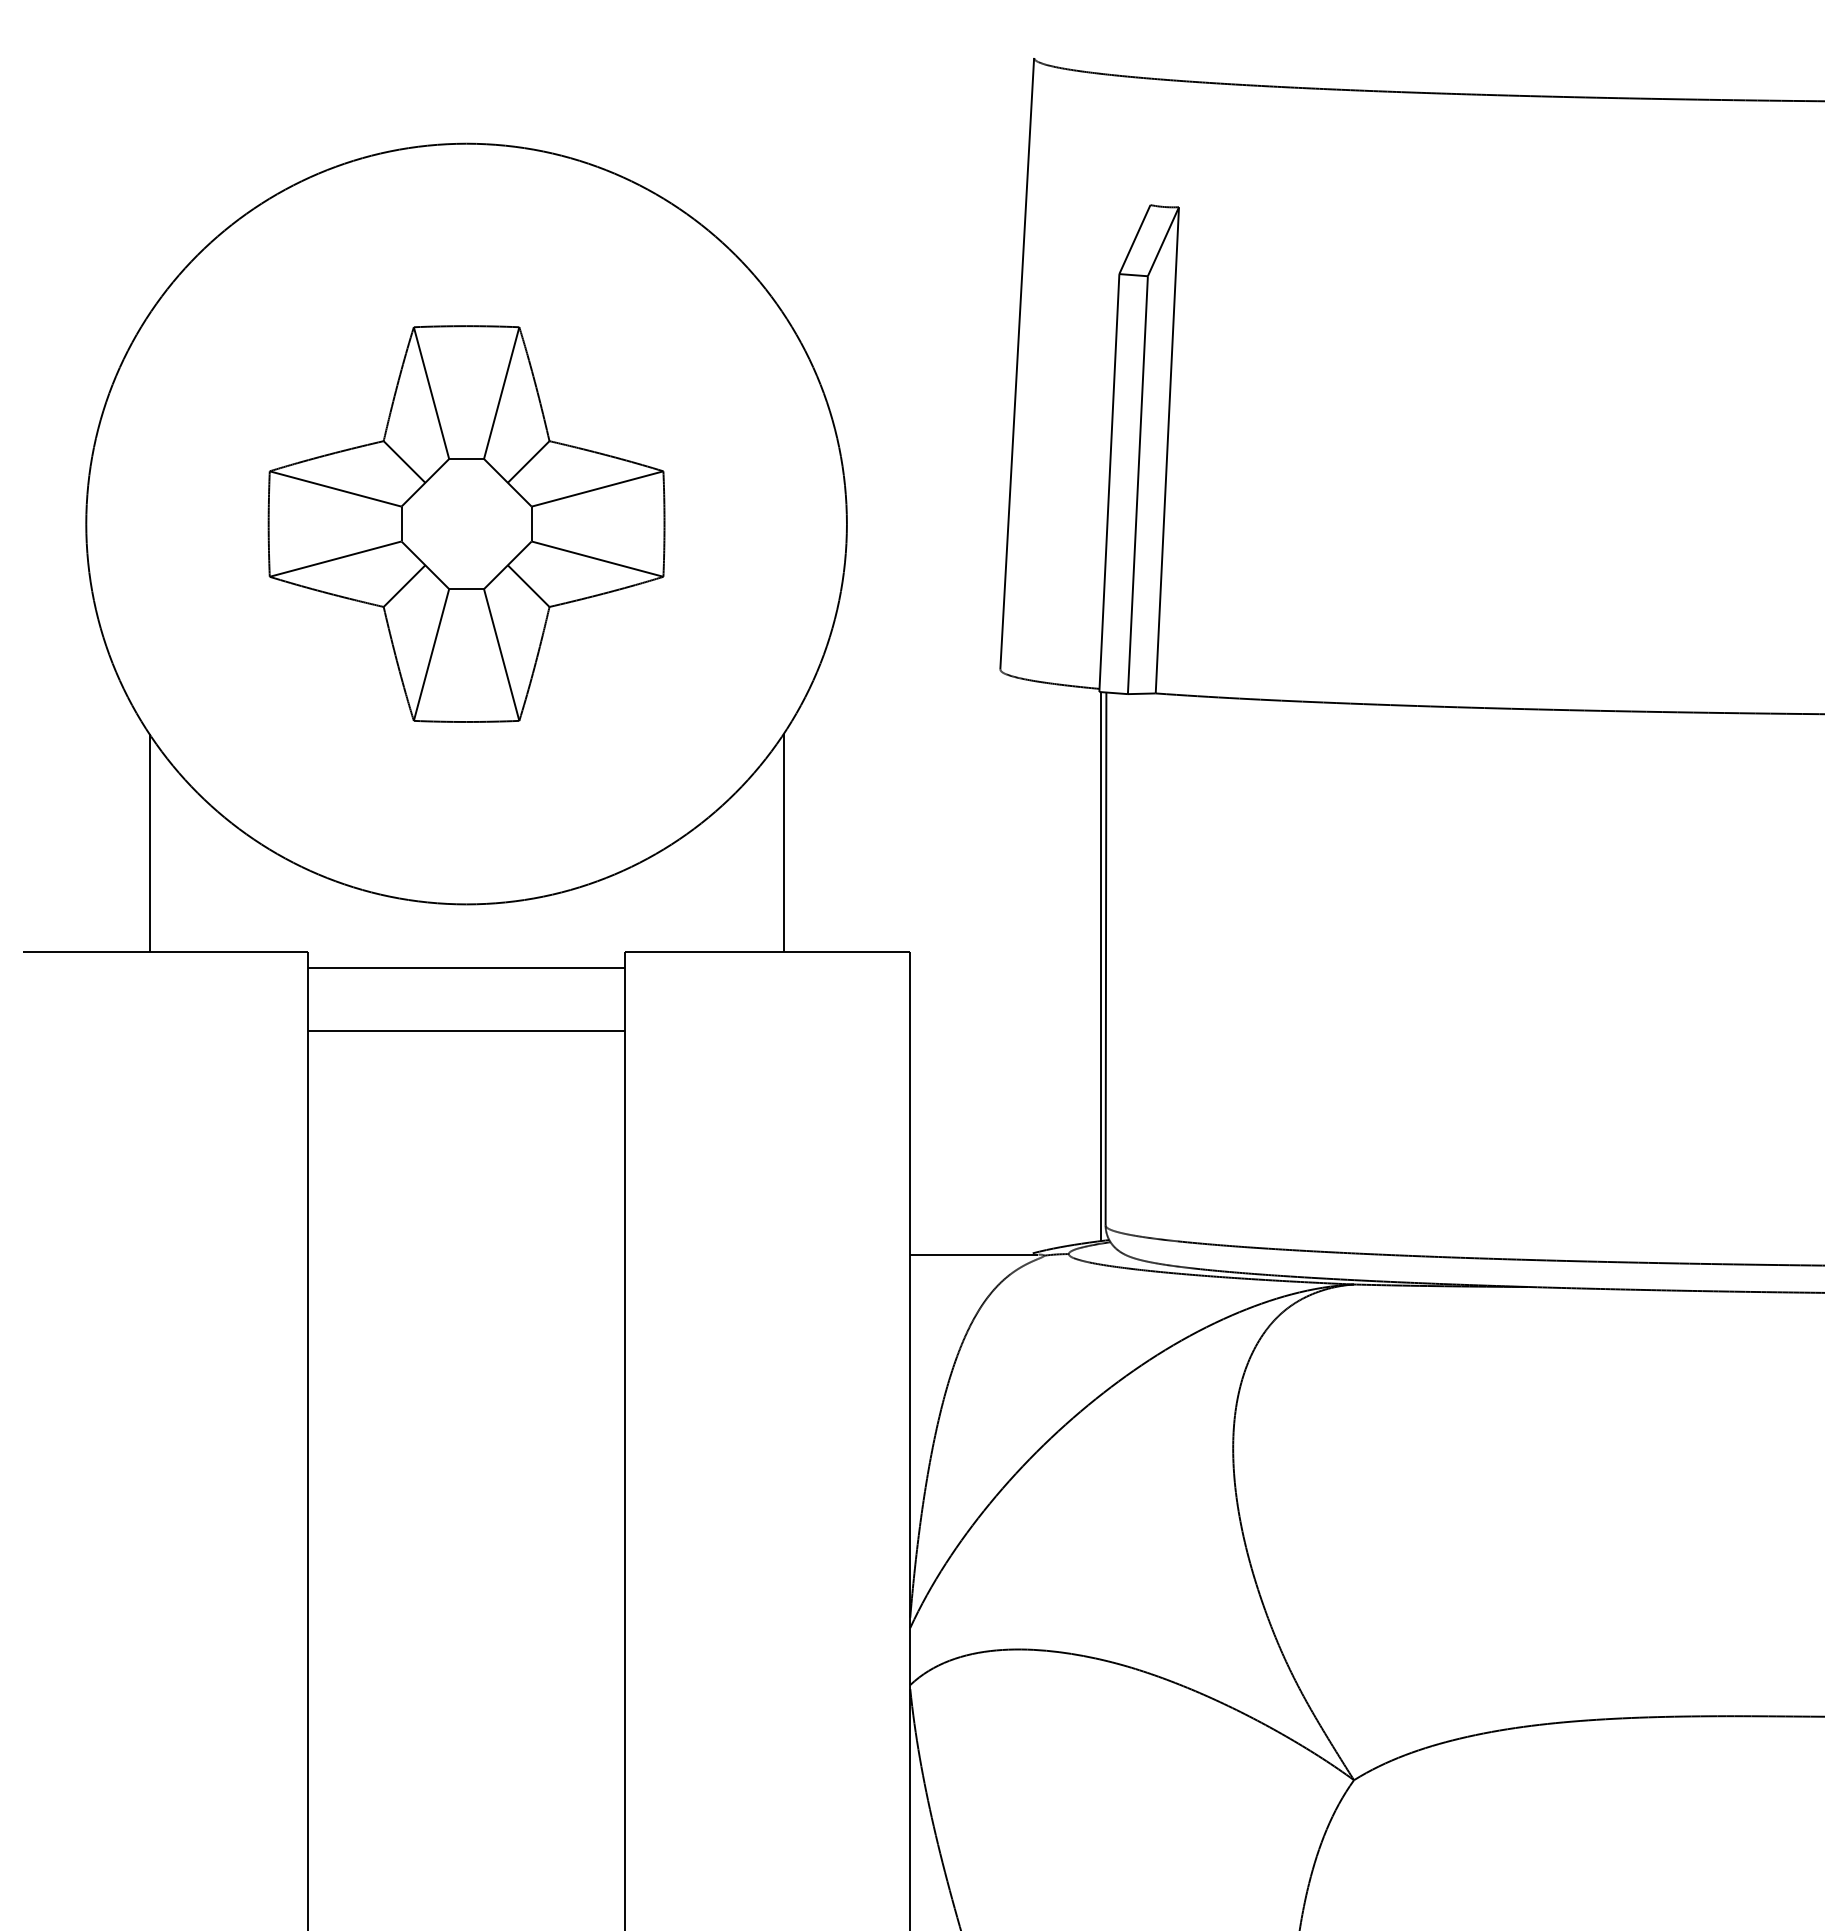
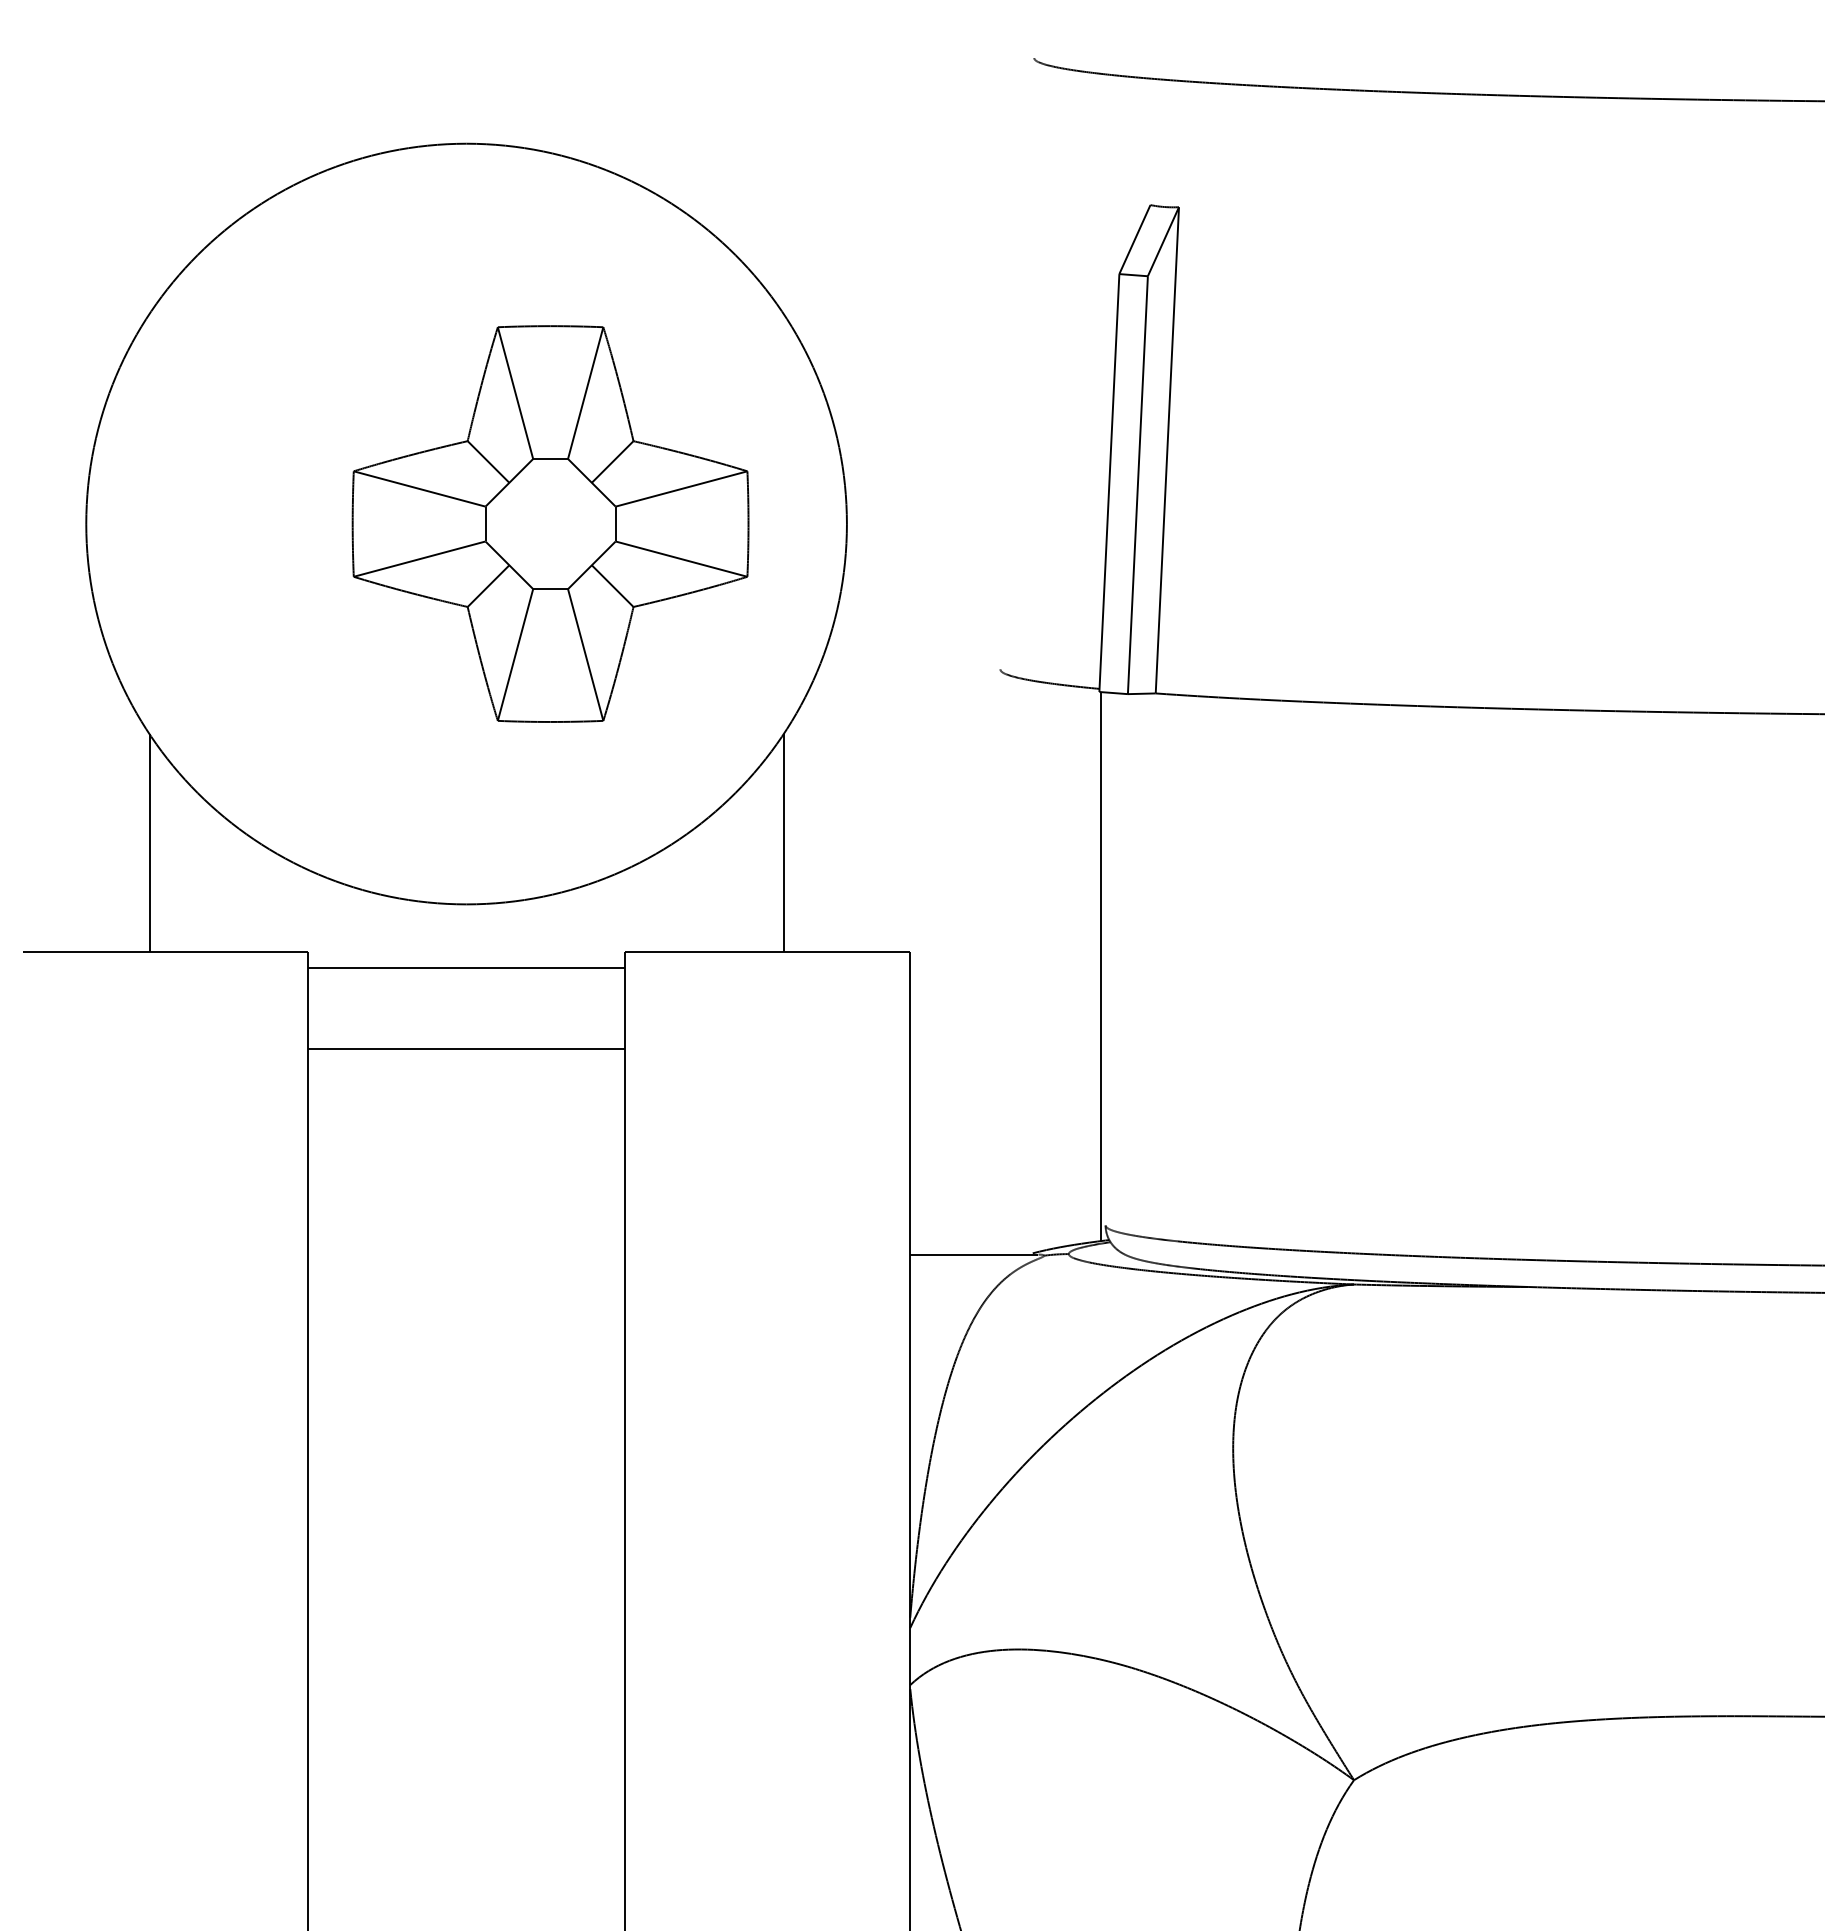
line: present -> none (1017, 363)
part position: (466, 523) -> (550, 523) (550, 523)
line: present -> none (1105, 958)
line position: (466, 1031) -> (466, 1049) (466, 1049)
